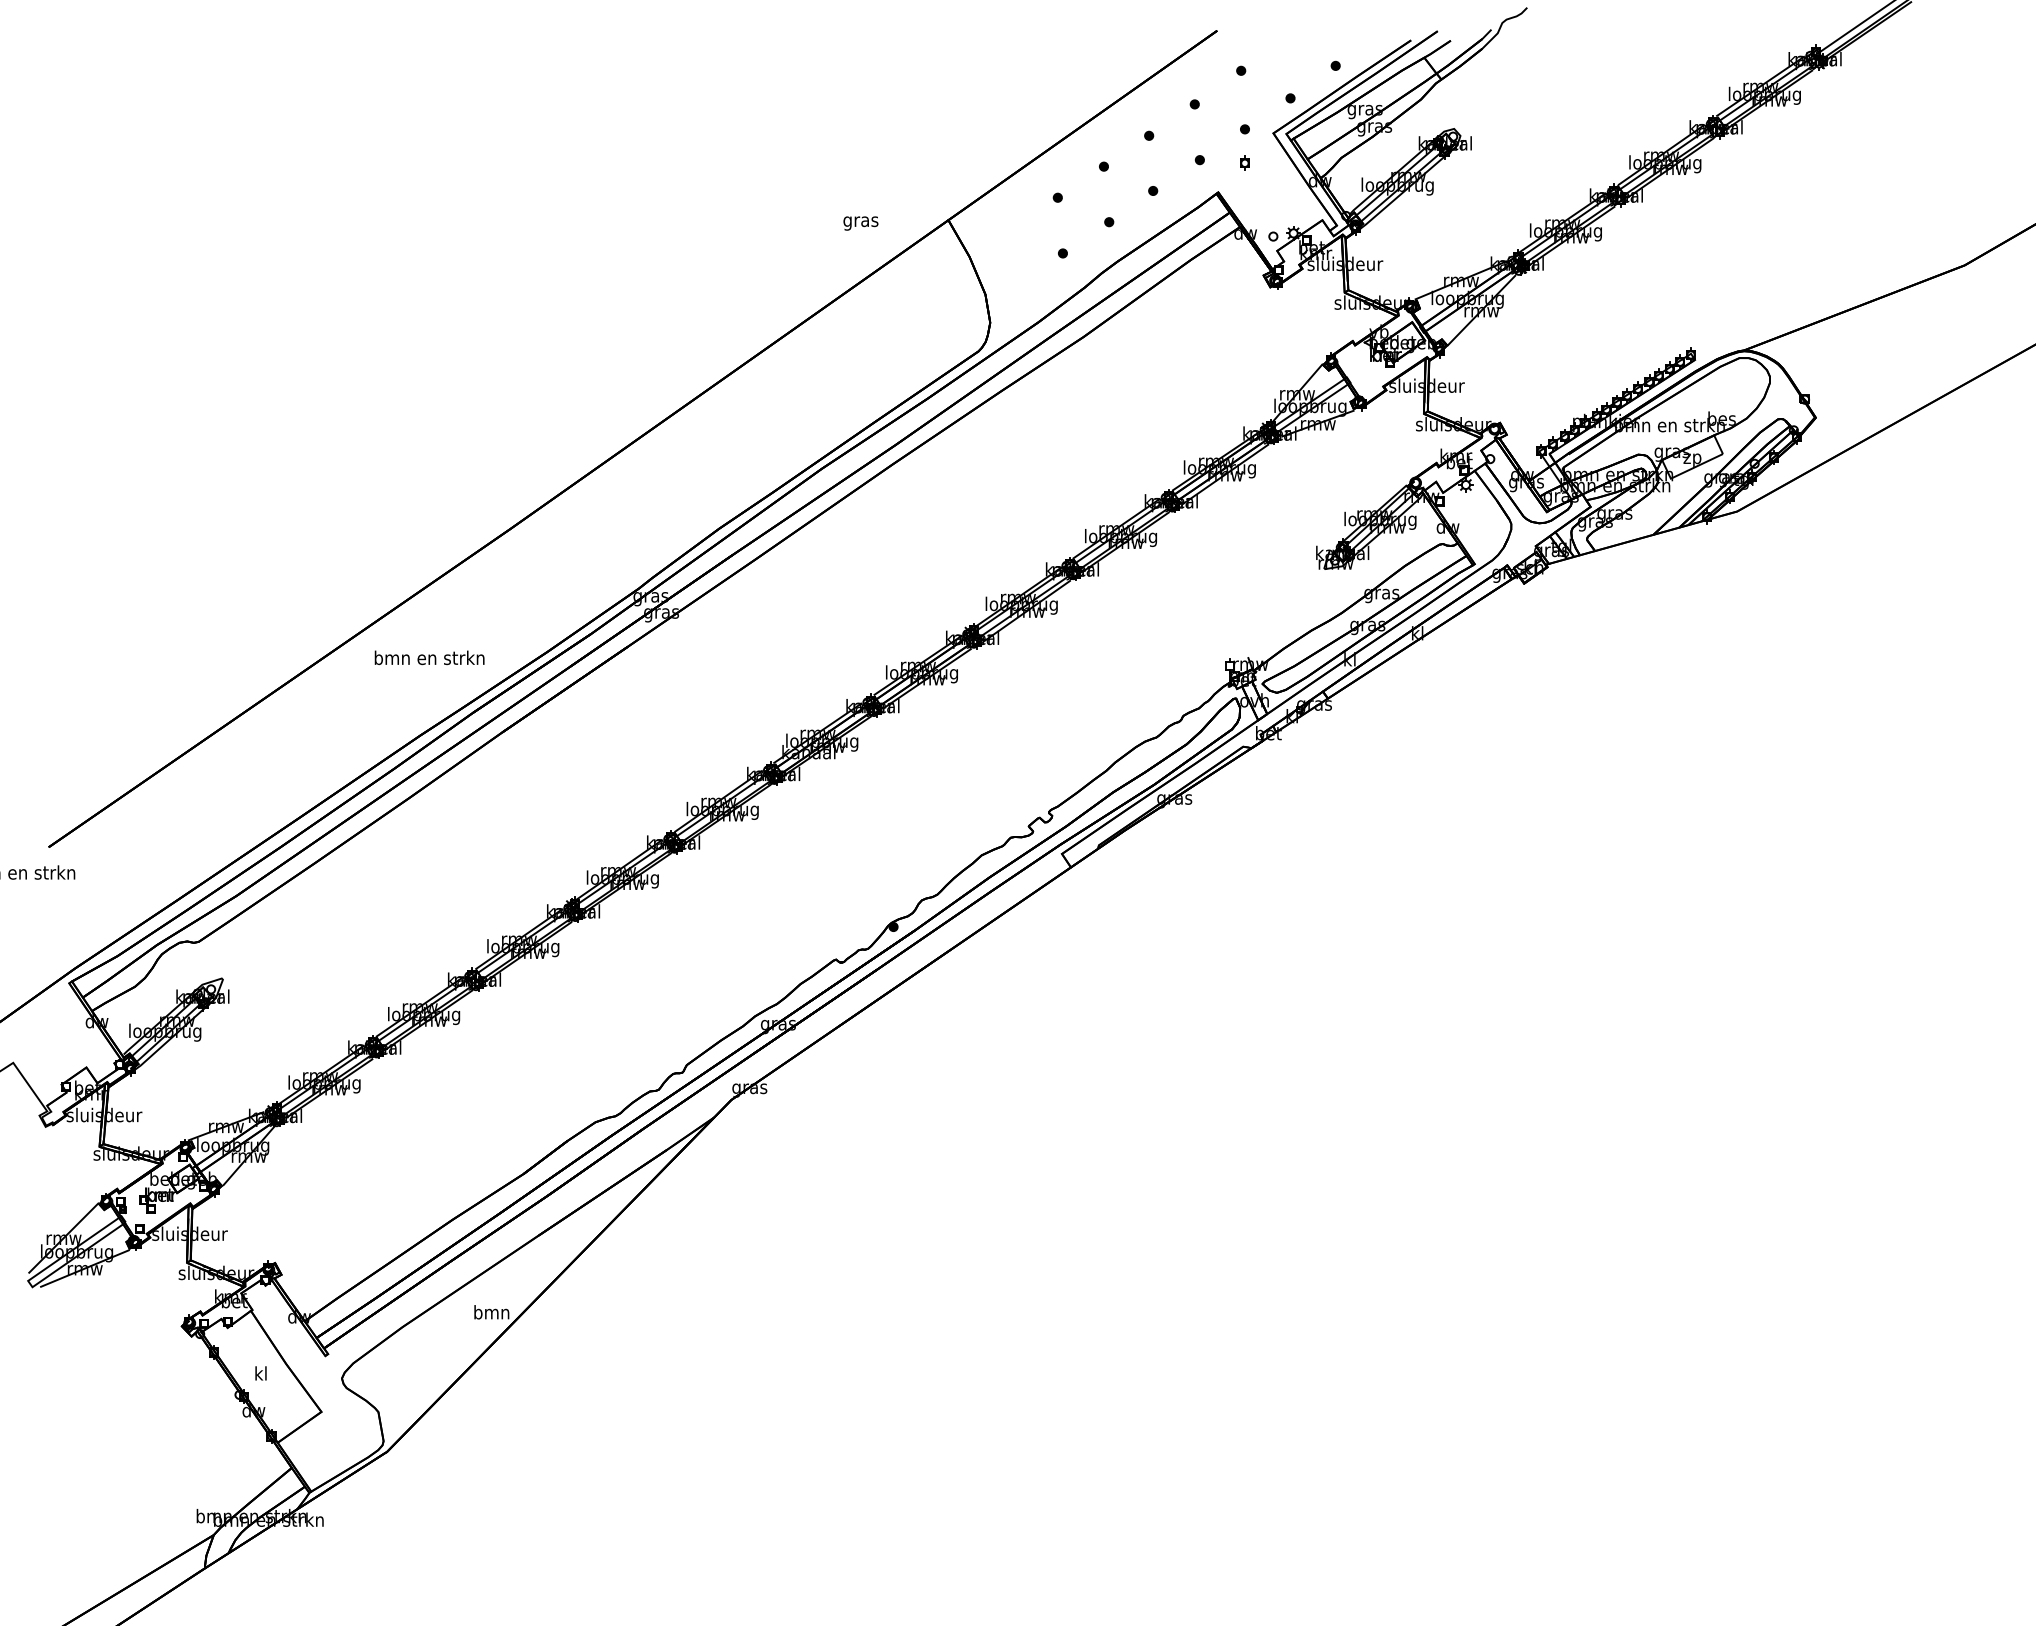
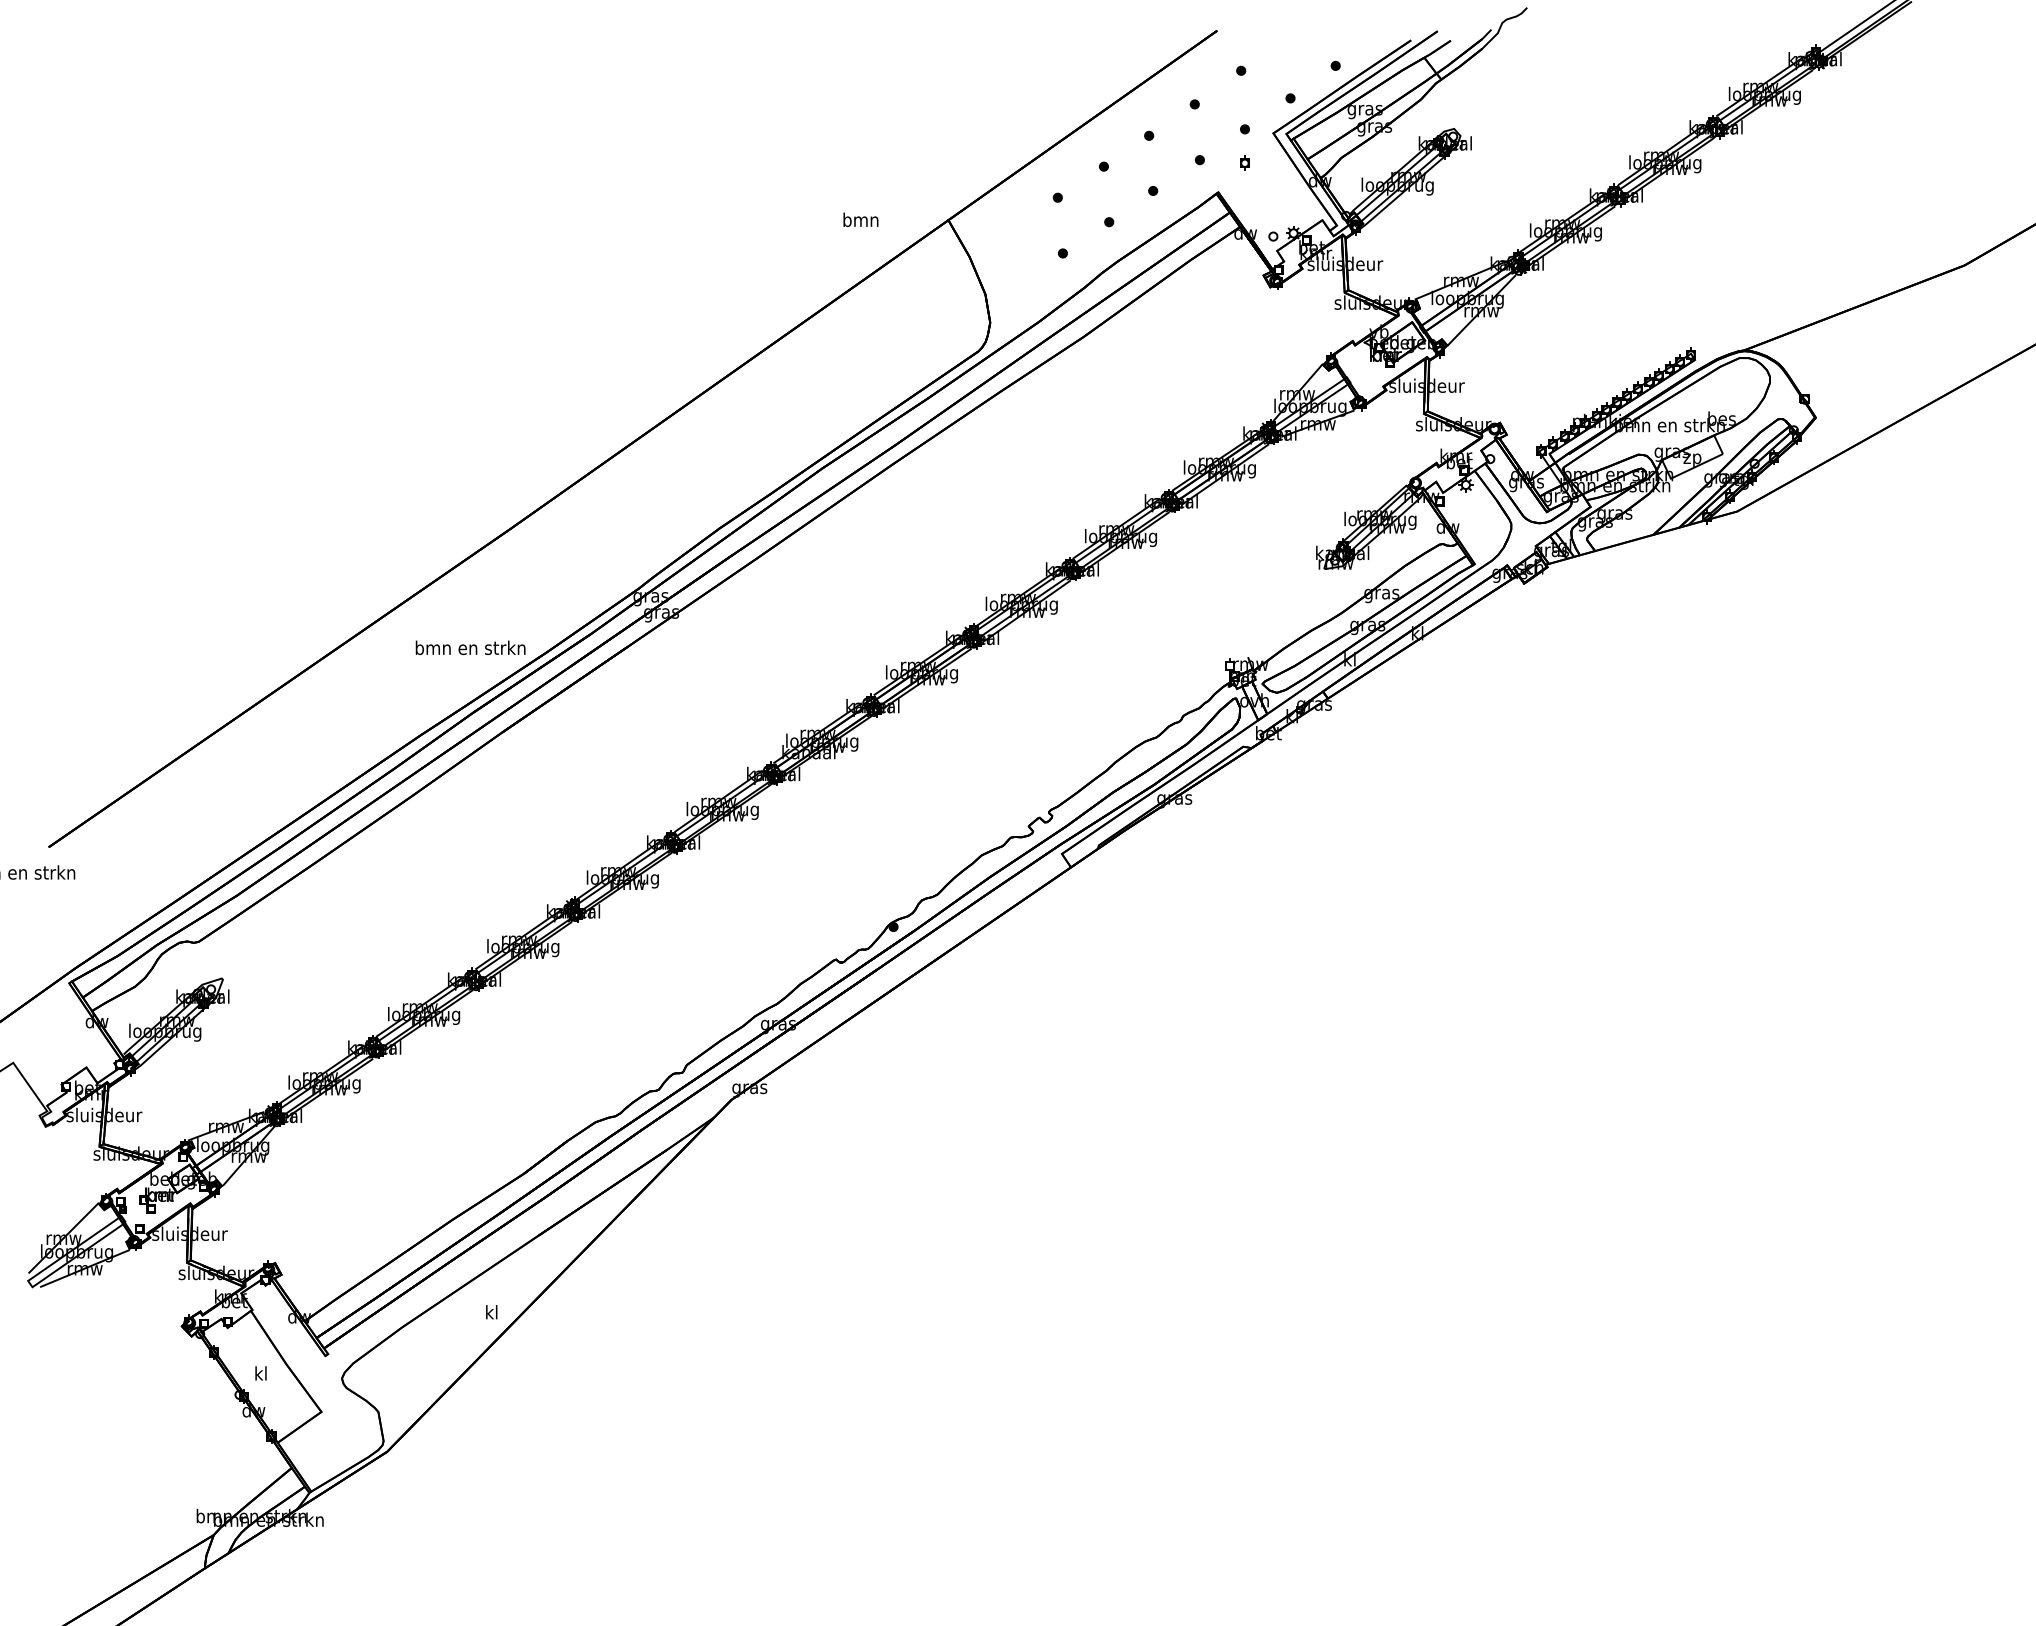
text: gras -> bmn (860, 221)
text position: (429, 657) -> (470, 647) (470, 647)
text: bmn -> kl (491, 1312)
